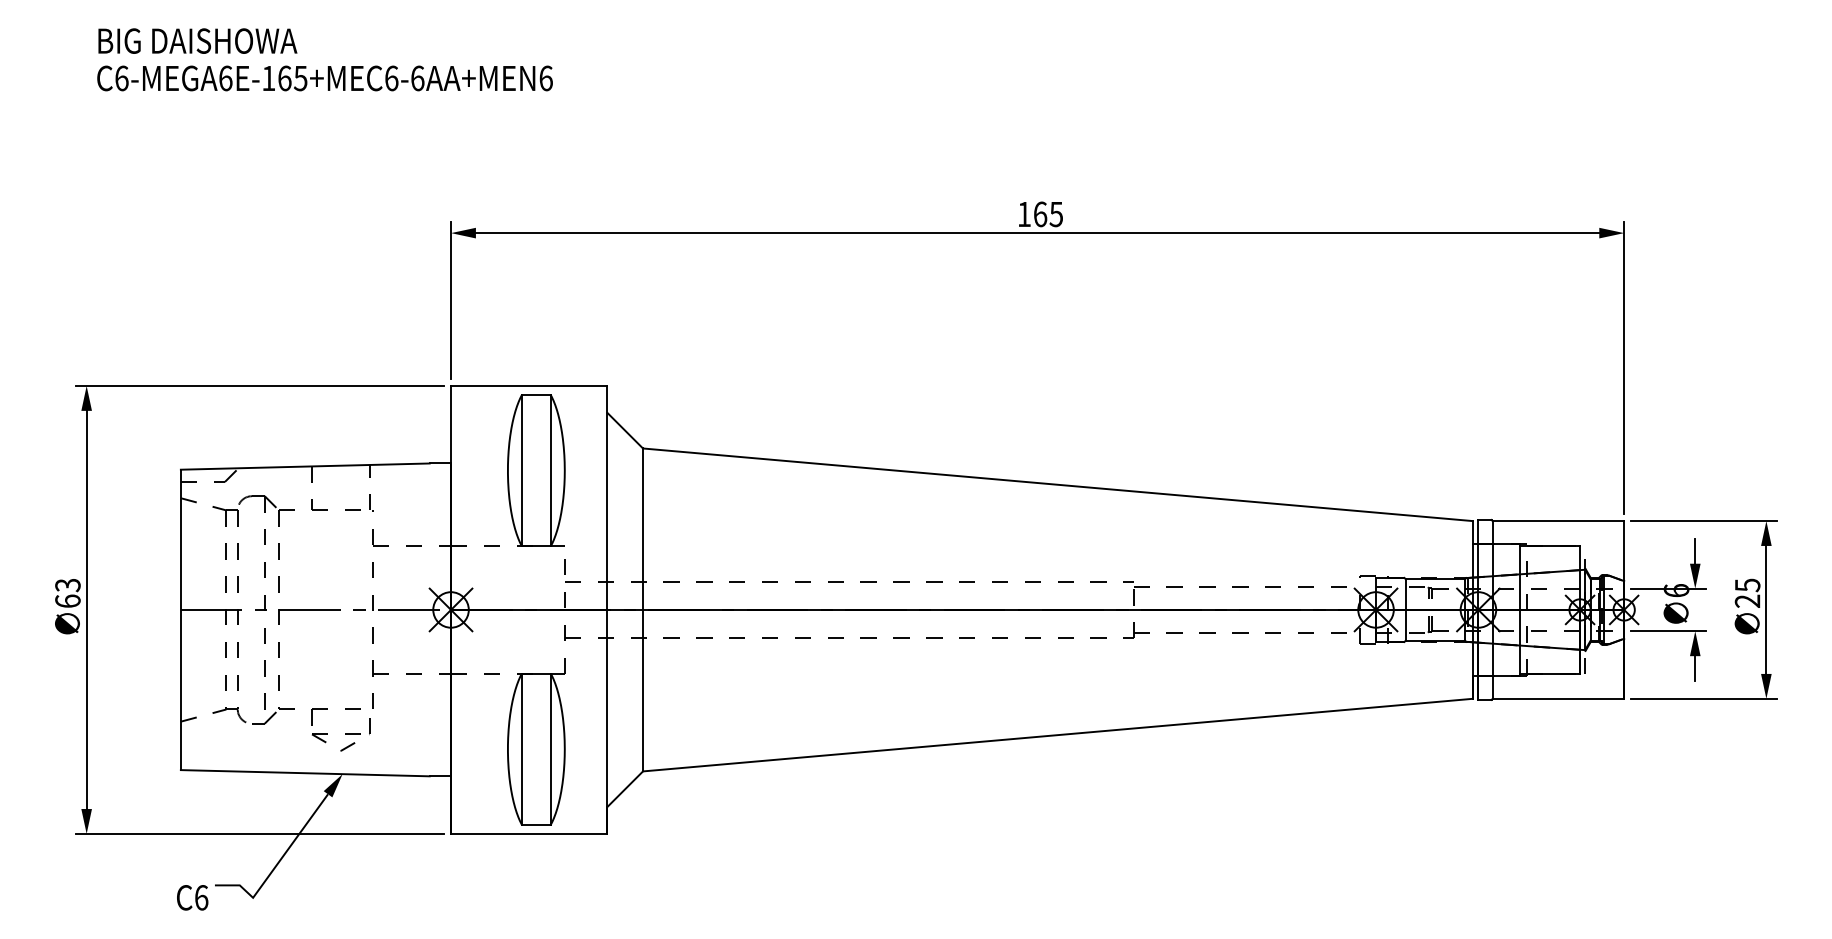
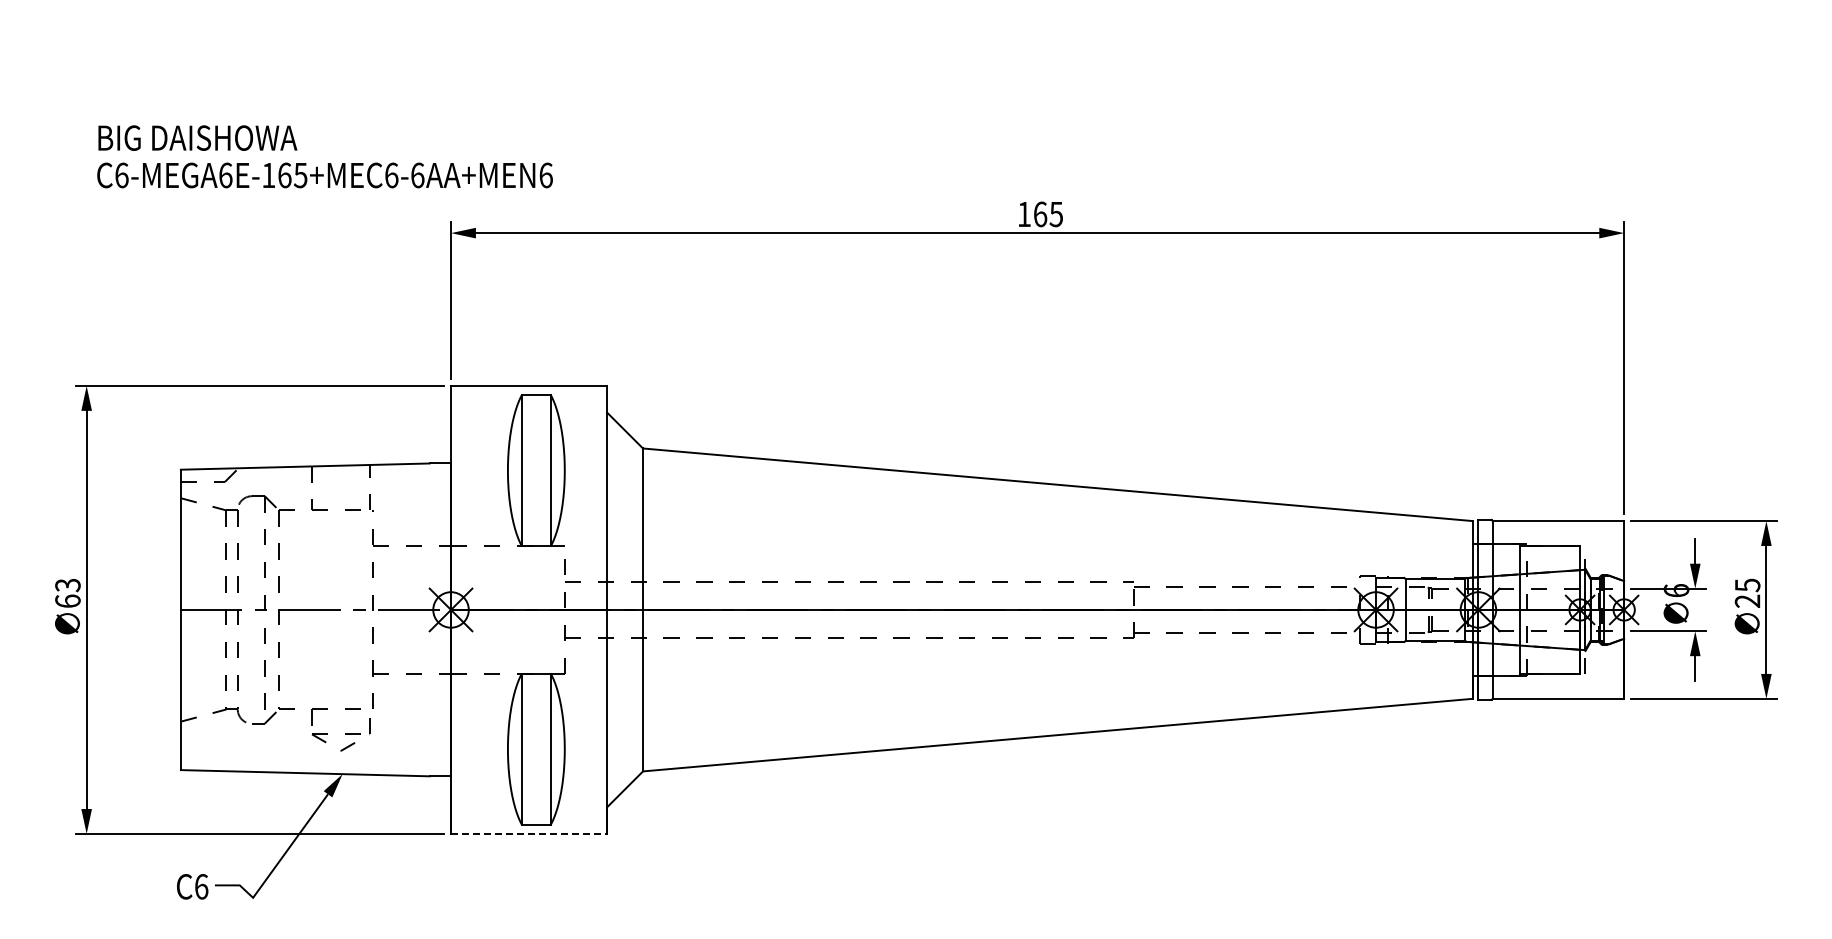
text position: (324, 59) -> (324, 156) (324, 156)
line: solid -> dashed (529, 833)
text position: (192, 897) -> (192, 886) (192, 886)
